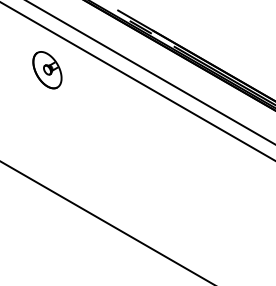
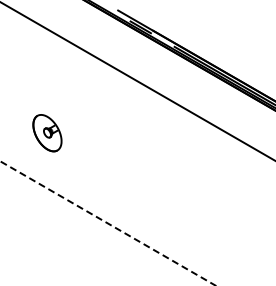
part position: (47, 70) -> (47, 133) (47, 133)
line: present -> none (150, 72)
line: solid -> dashed (108, 223)
